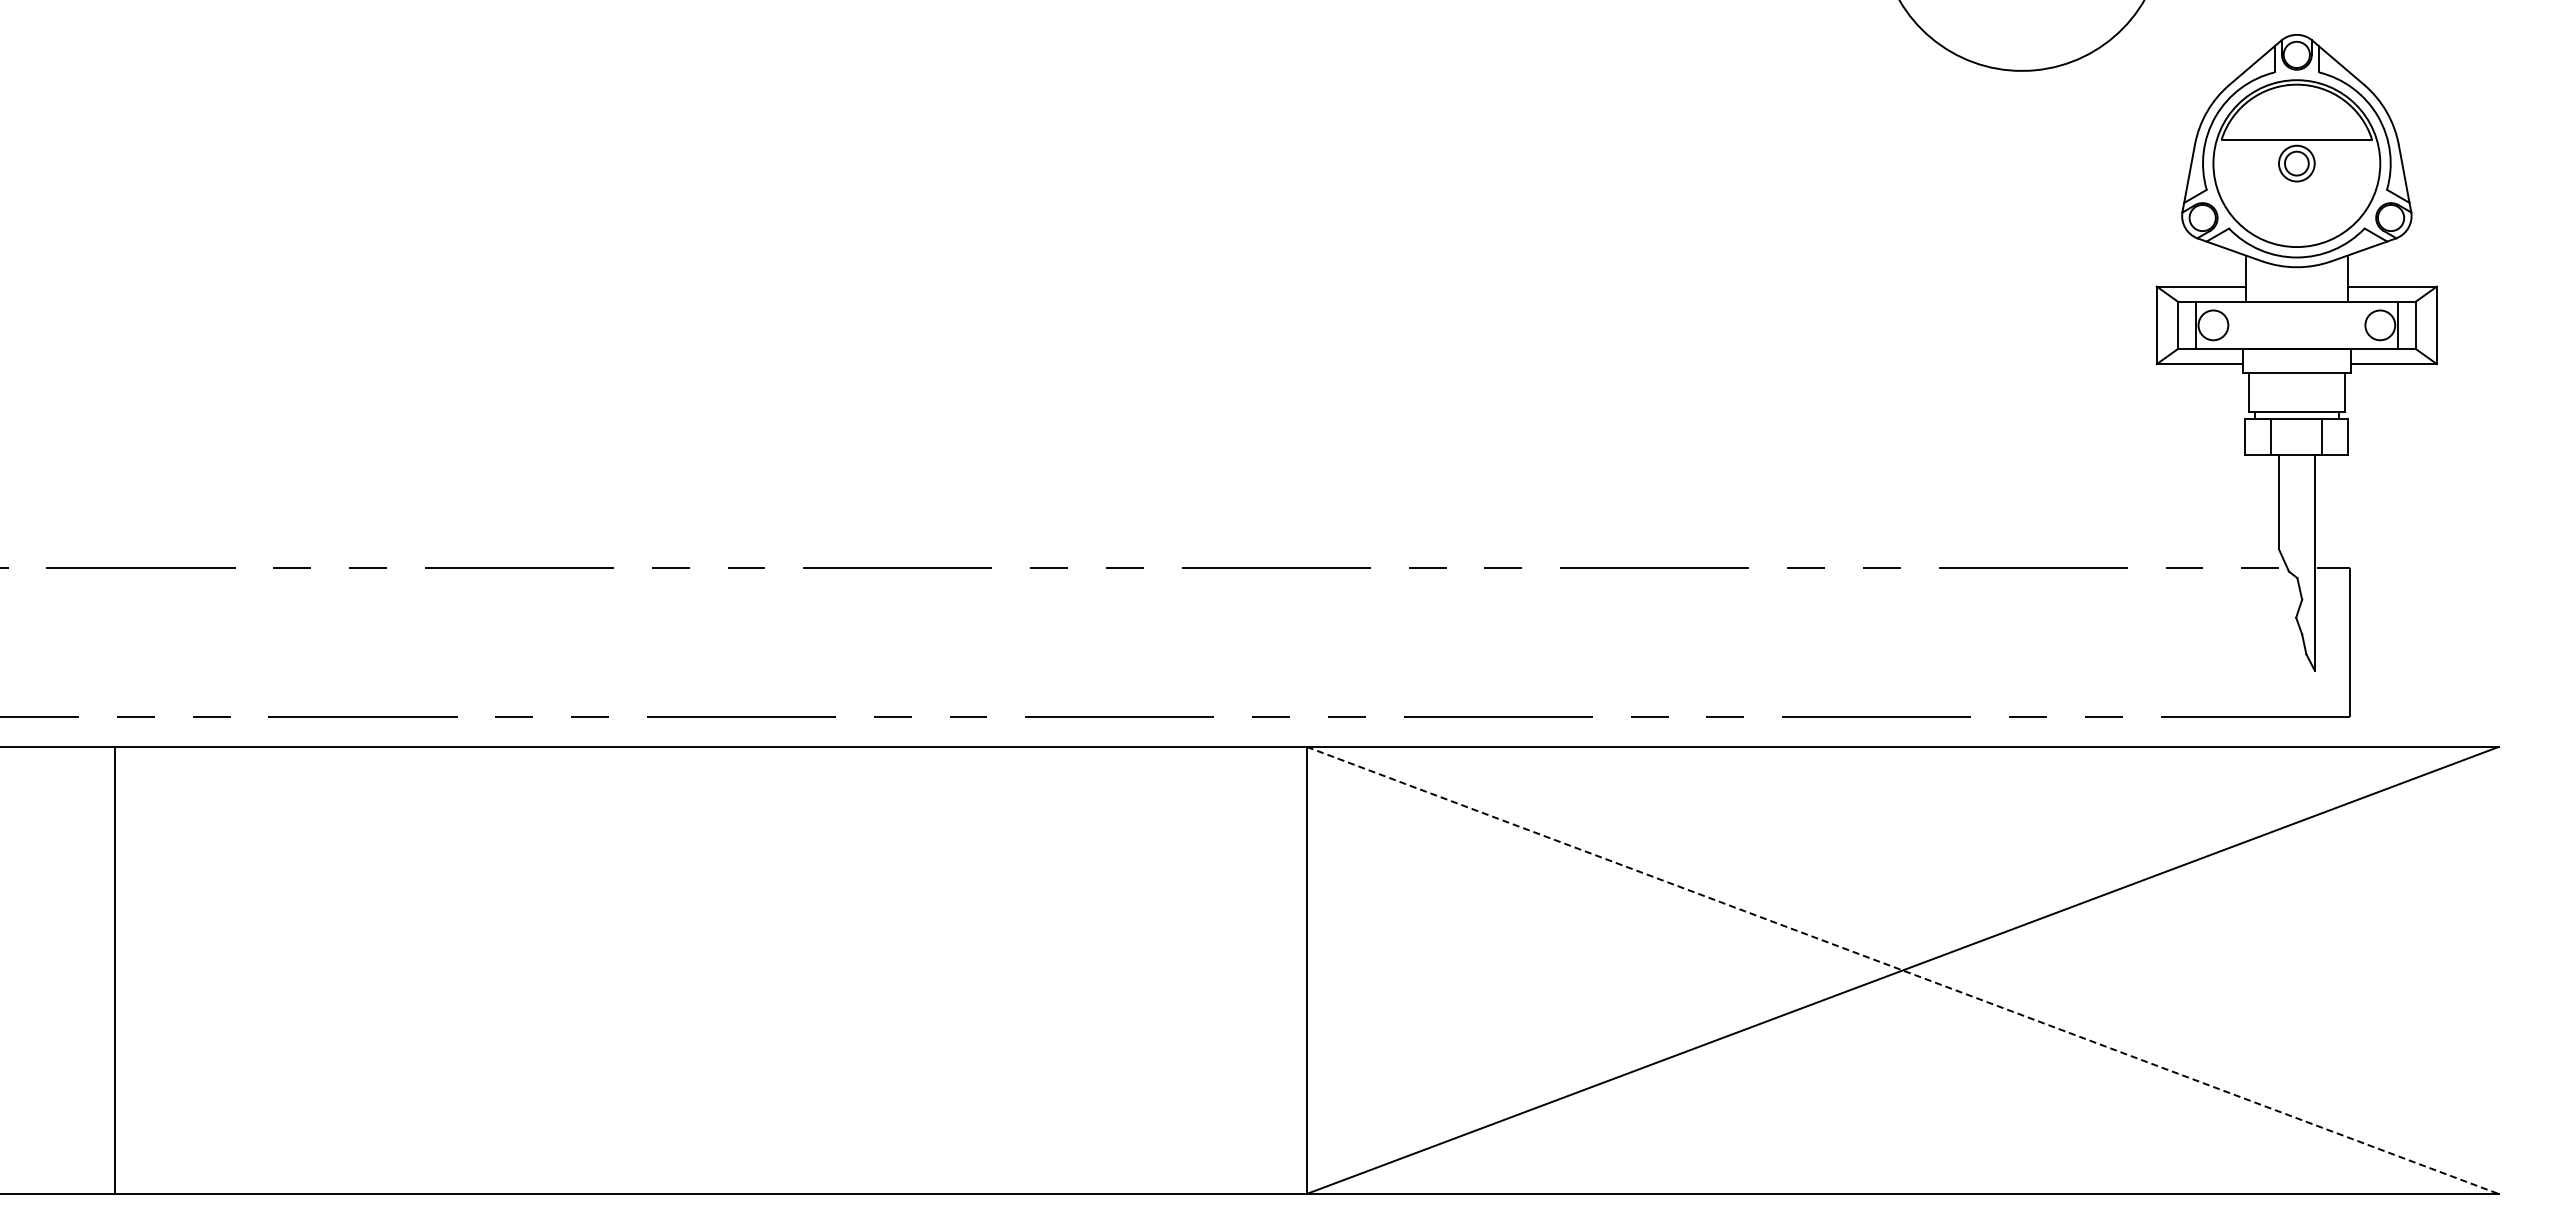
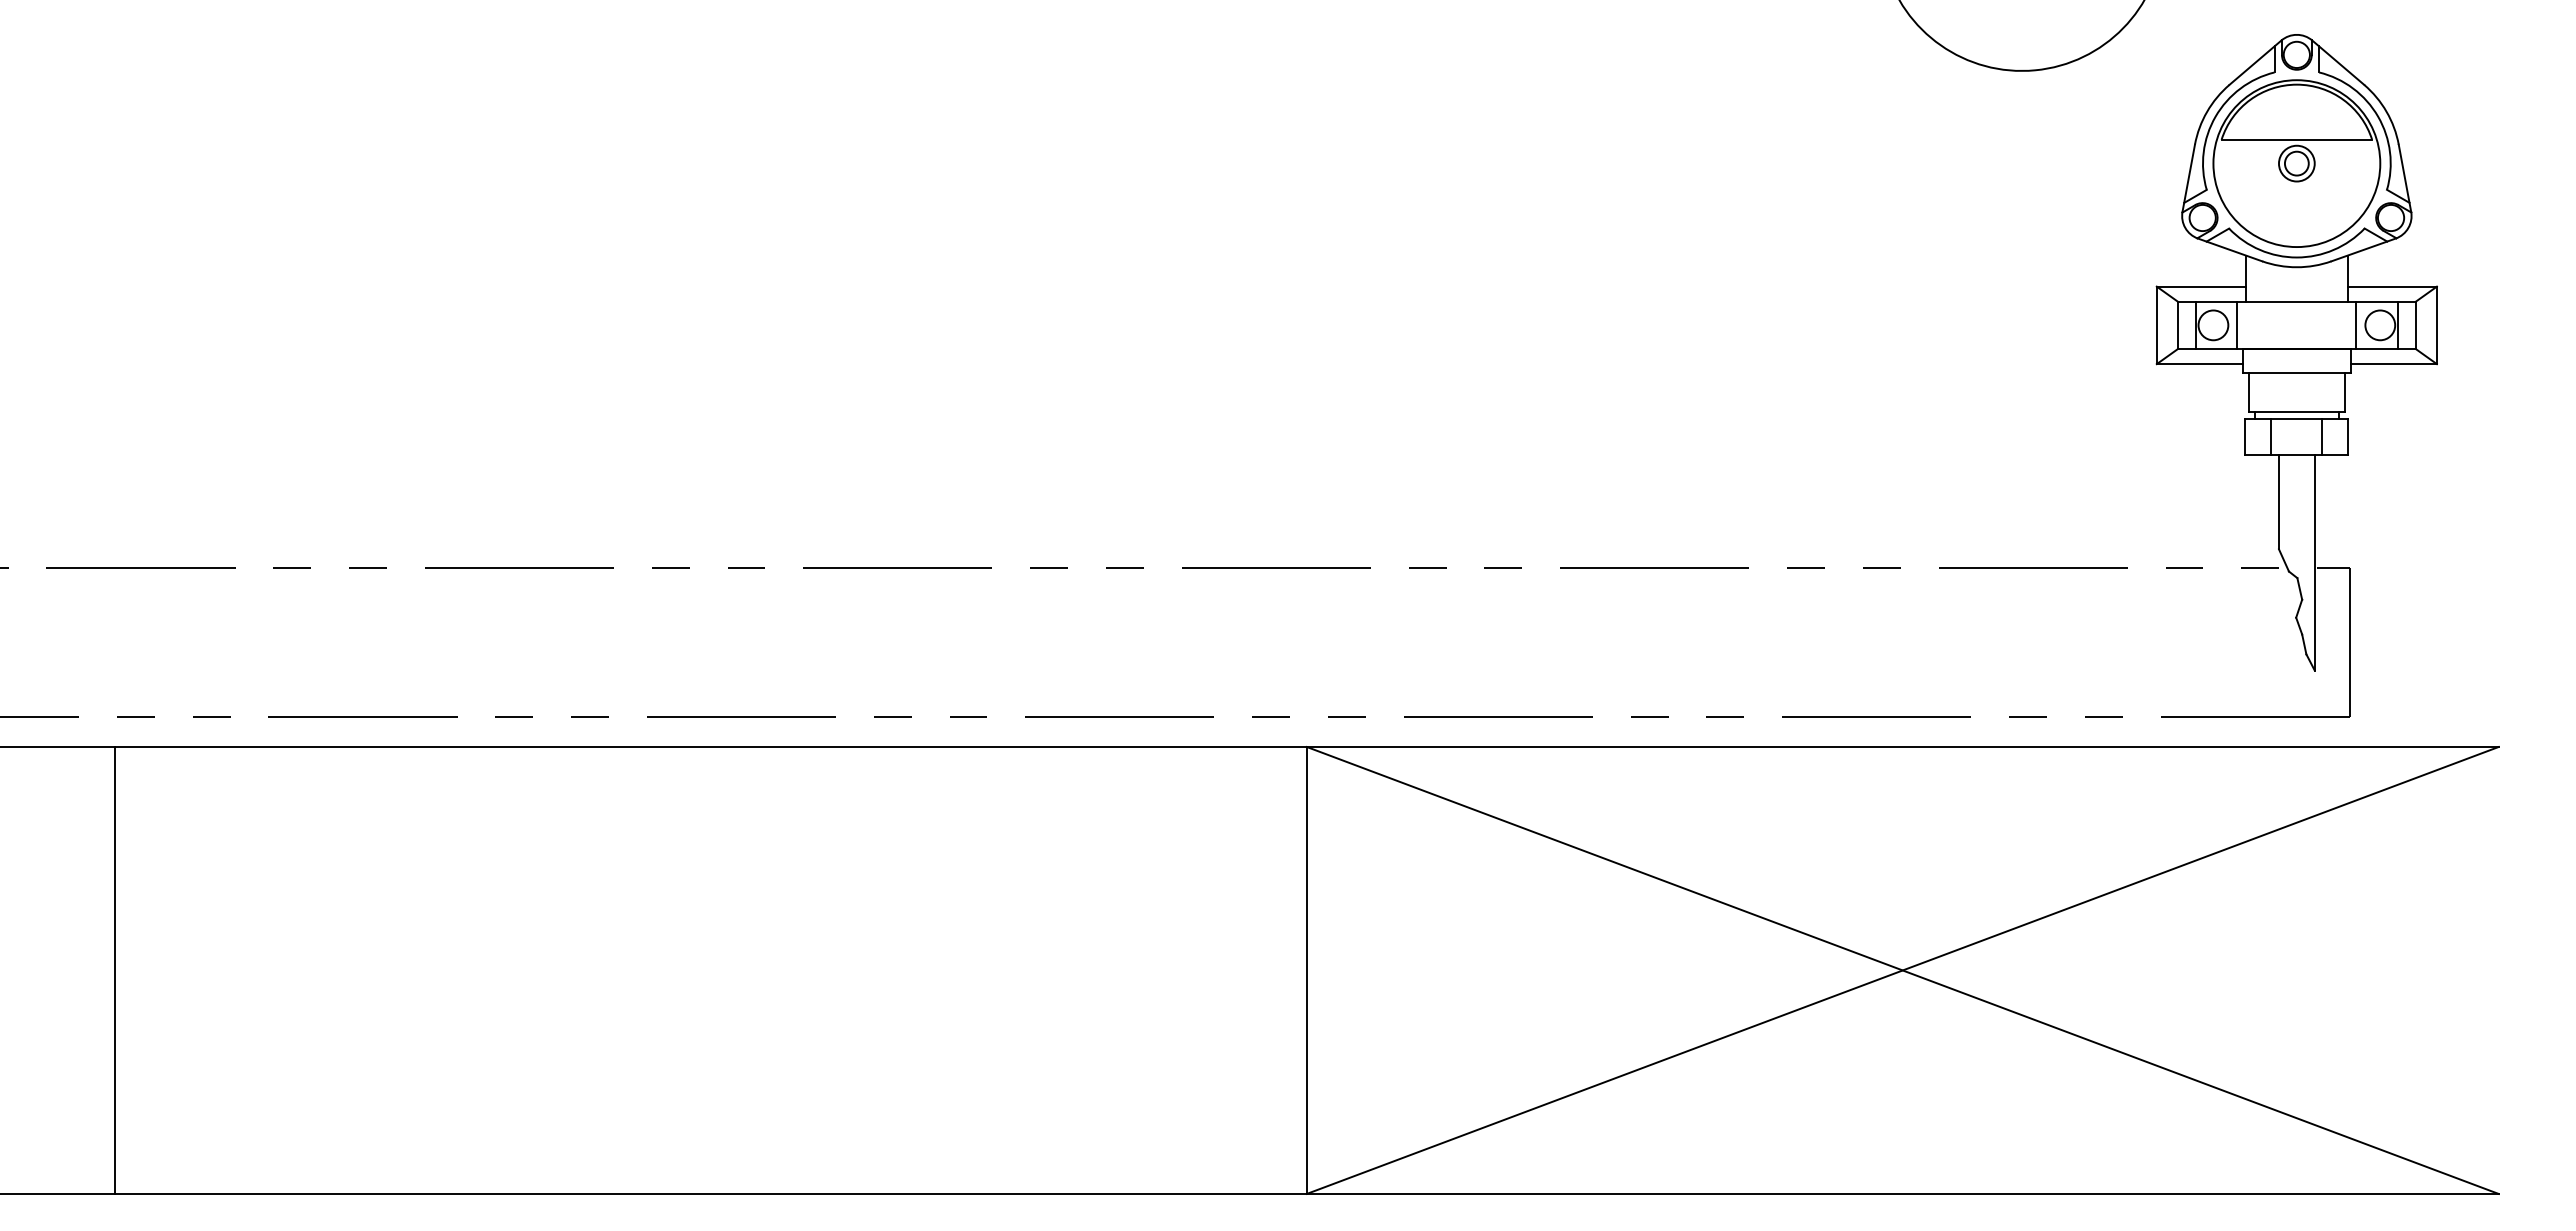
line: none -> present (2237, 325)
line: none -> present (2356, 325)
line: dashed -> solid (1903, 970)
